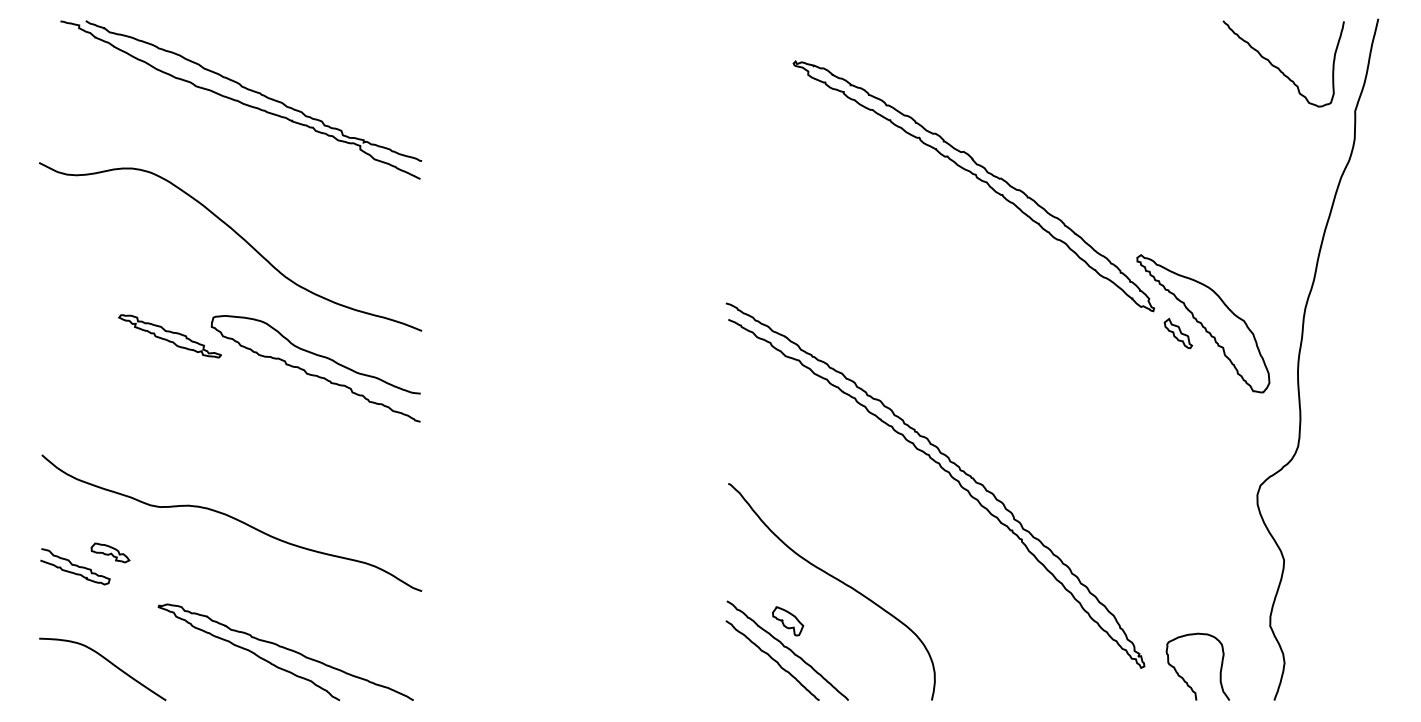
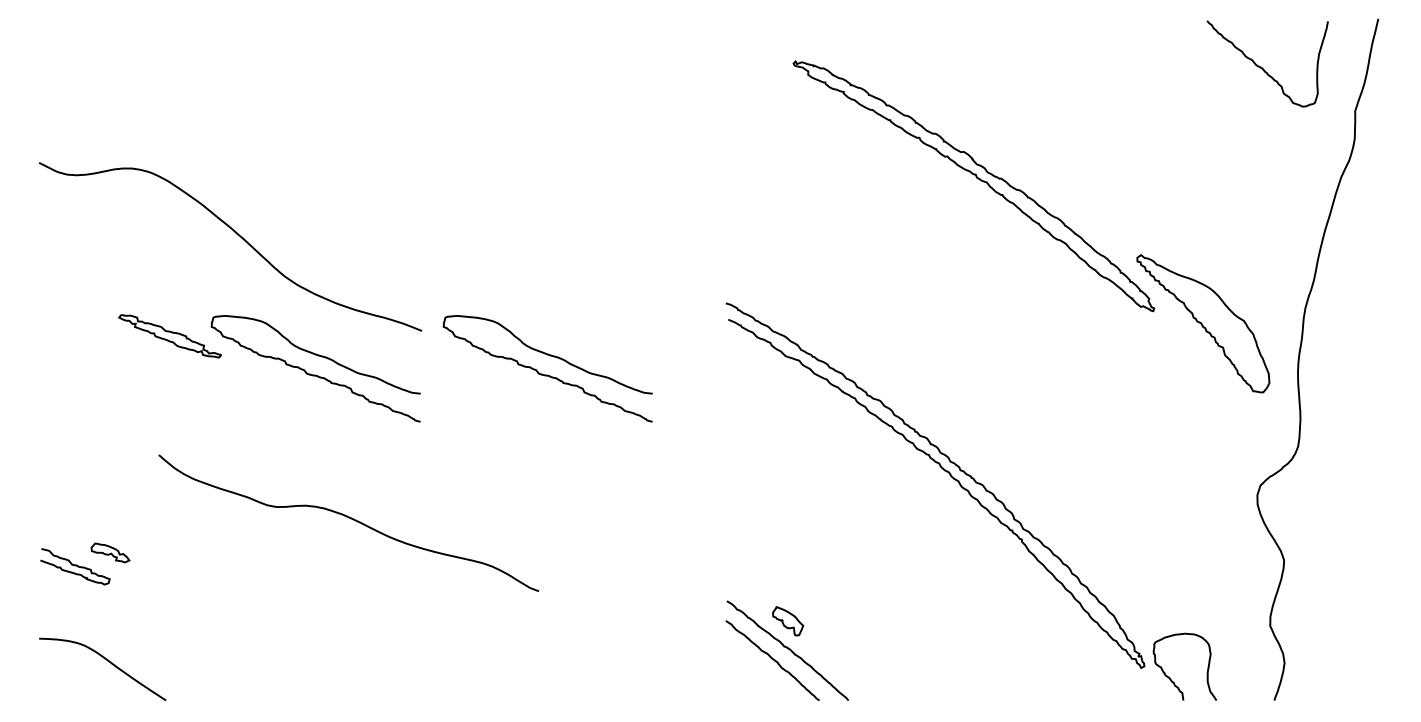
curve position: (1278, 67) -> (1262, 67) (1262, 67)
part: present -> none (240, 99)
part: present -> none (1178, 333)
curve: none -> present (547, 374)
curve position: (233, 519) -> (350, 519) (350, 519)
curve: present -> none (838, 581)
curve: present -> none (285, 649)
curve position: (1183, 677) -> (1170, 677) (1170, 677)
